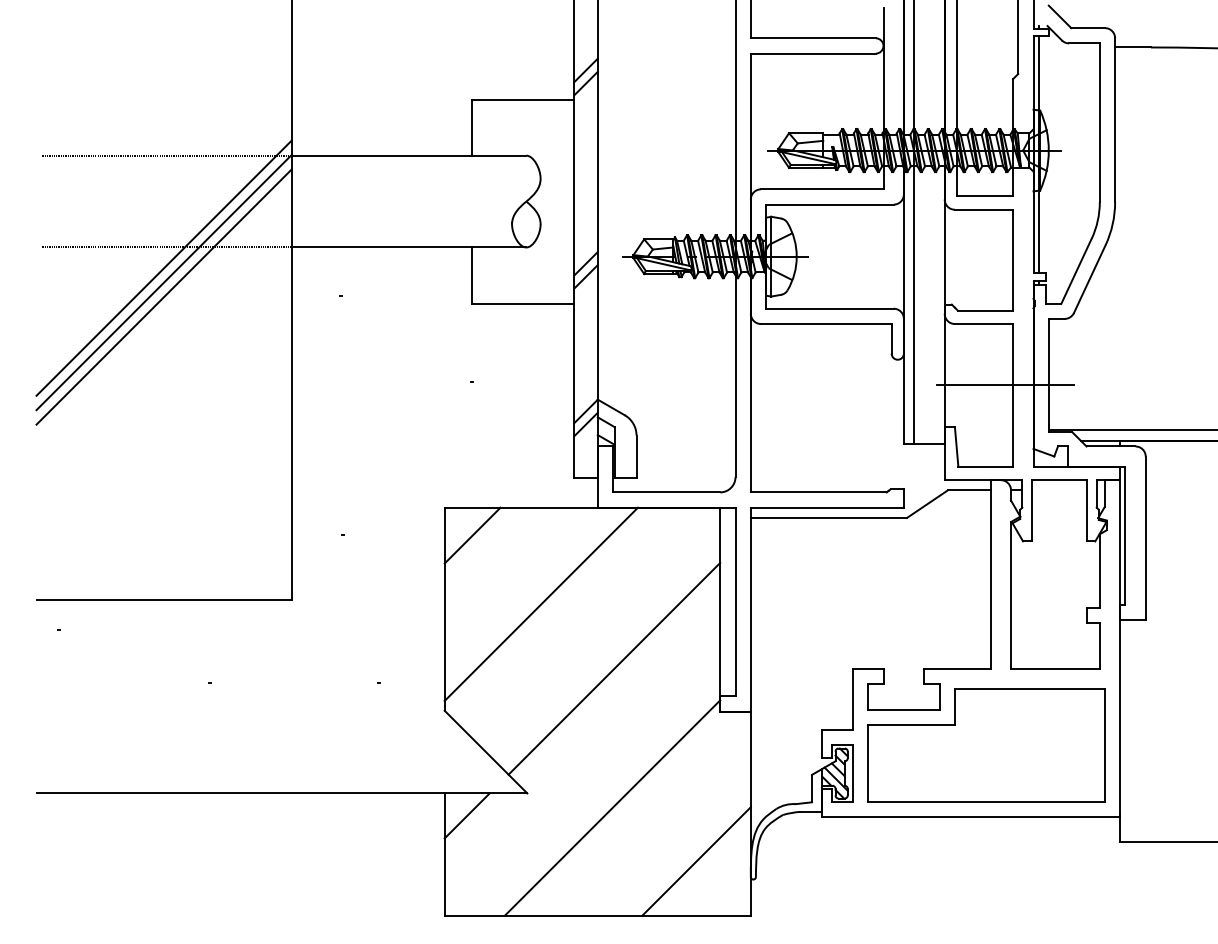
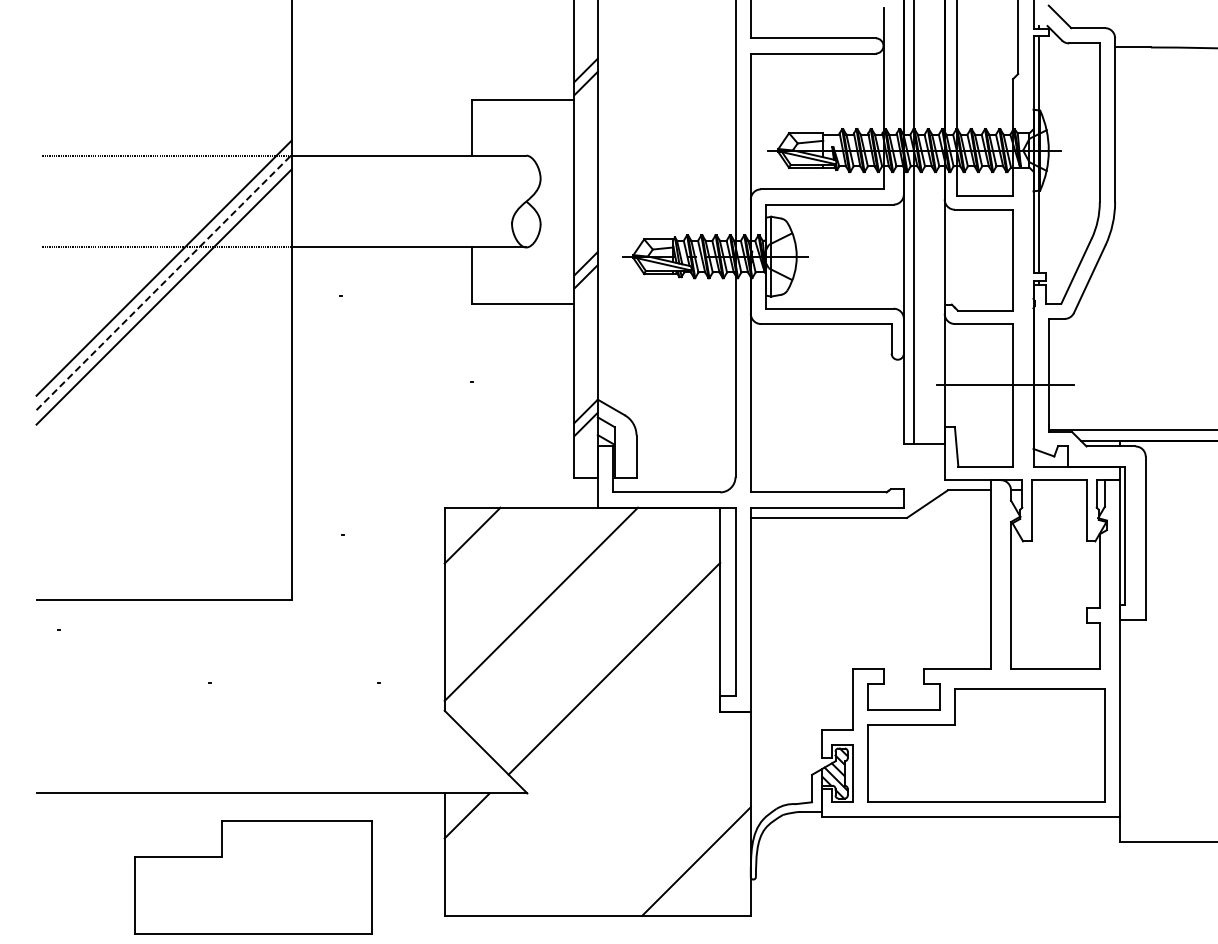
line: solid -> dashed (164, 282)
line: present -> none (612, 807)
part: none -> present (253, 877)
